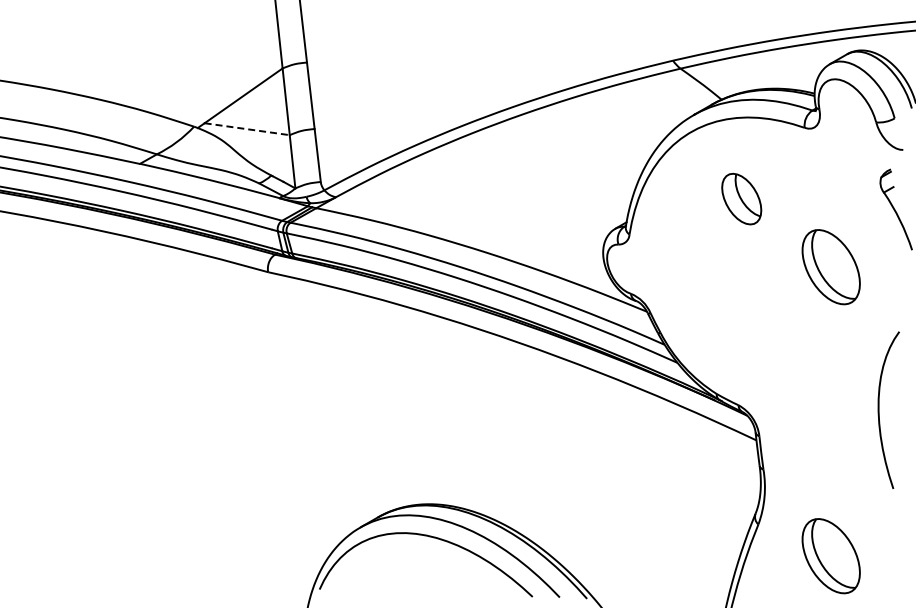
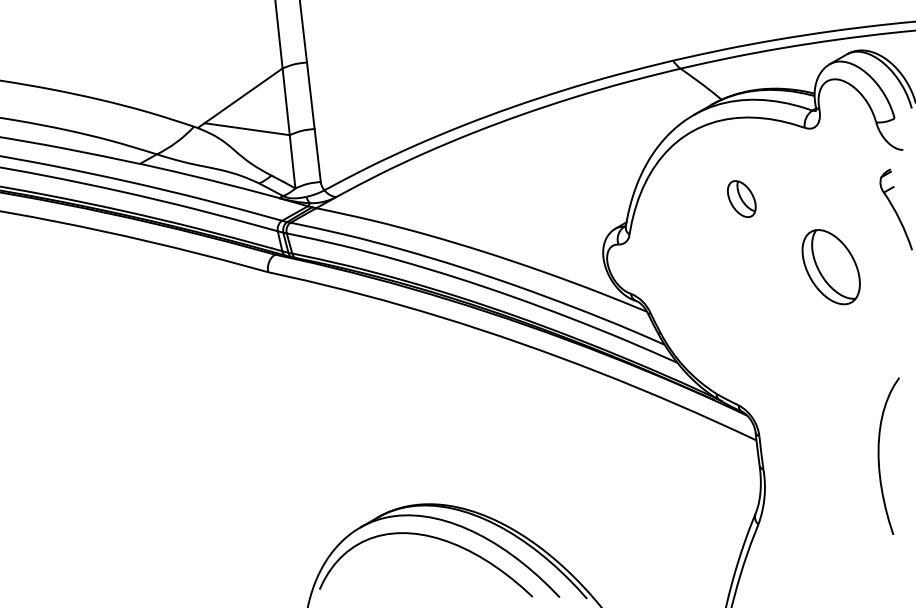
line: dashed -> solid (247, 129)
part size: 42x54 px -> 30x38 px (741, 198)
curve position: (879, 409) -> (879, 455) (879, 455)
part: present -> none (830, 556)
